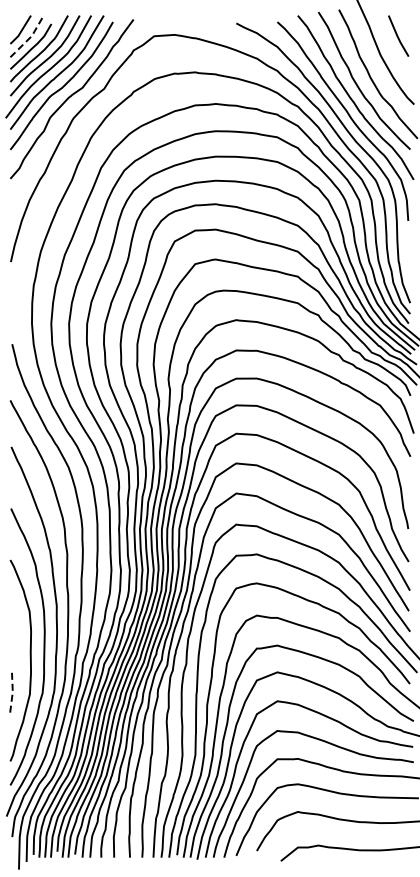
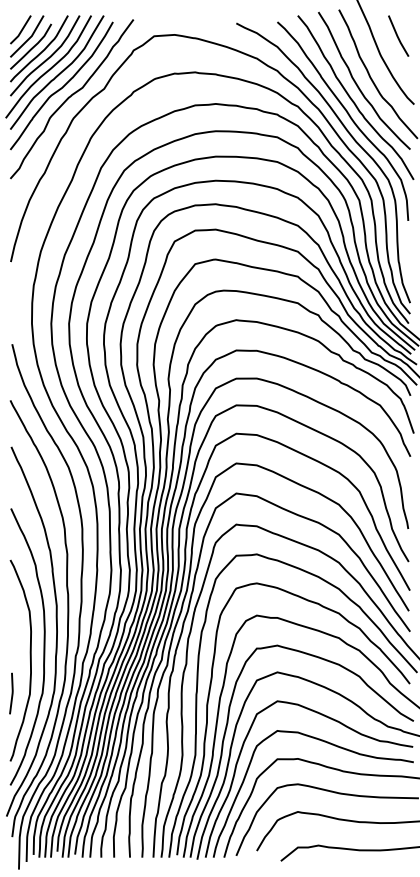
line: dashed -> solid (29, 38)
line: dashed -> solid (12, 693)
